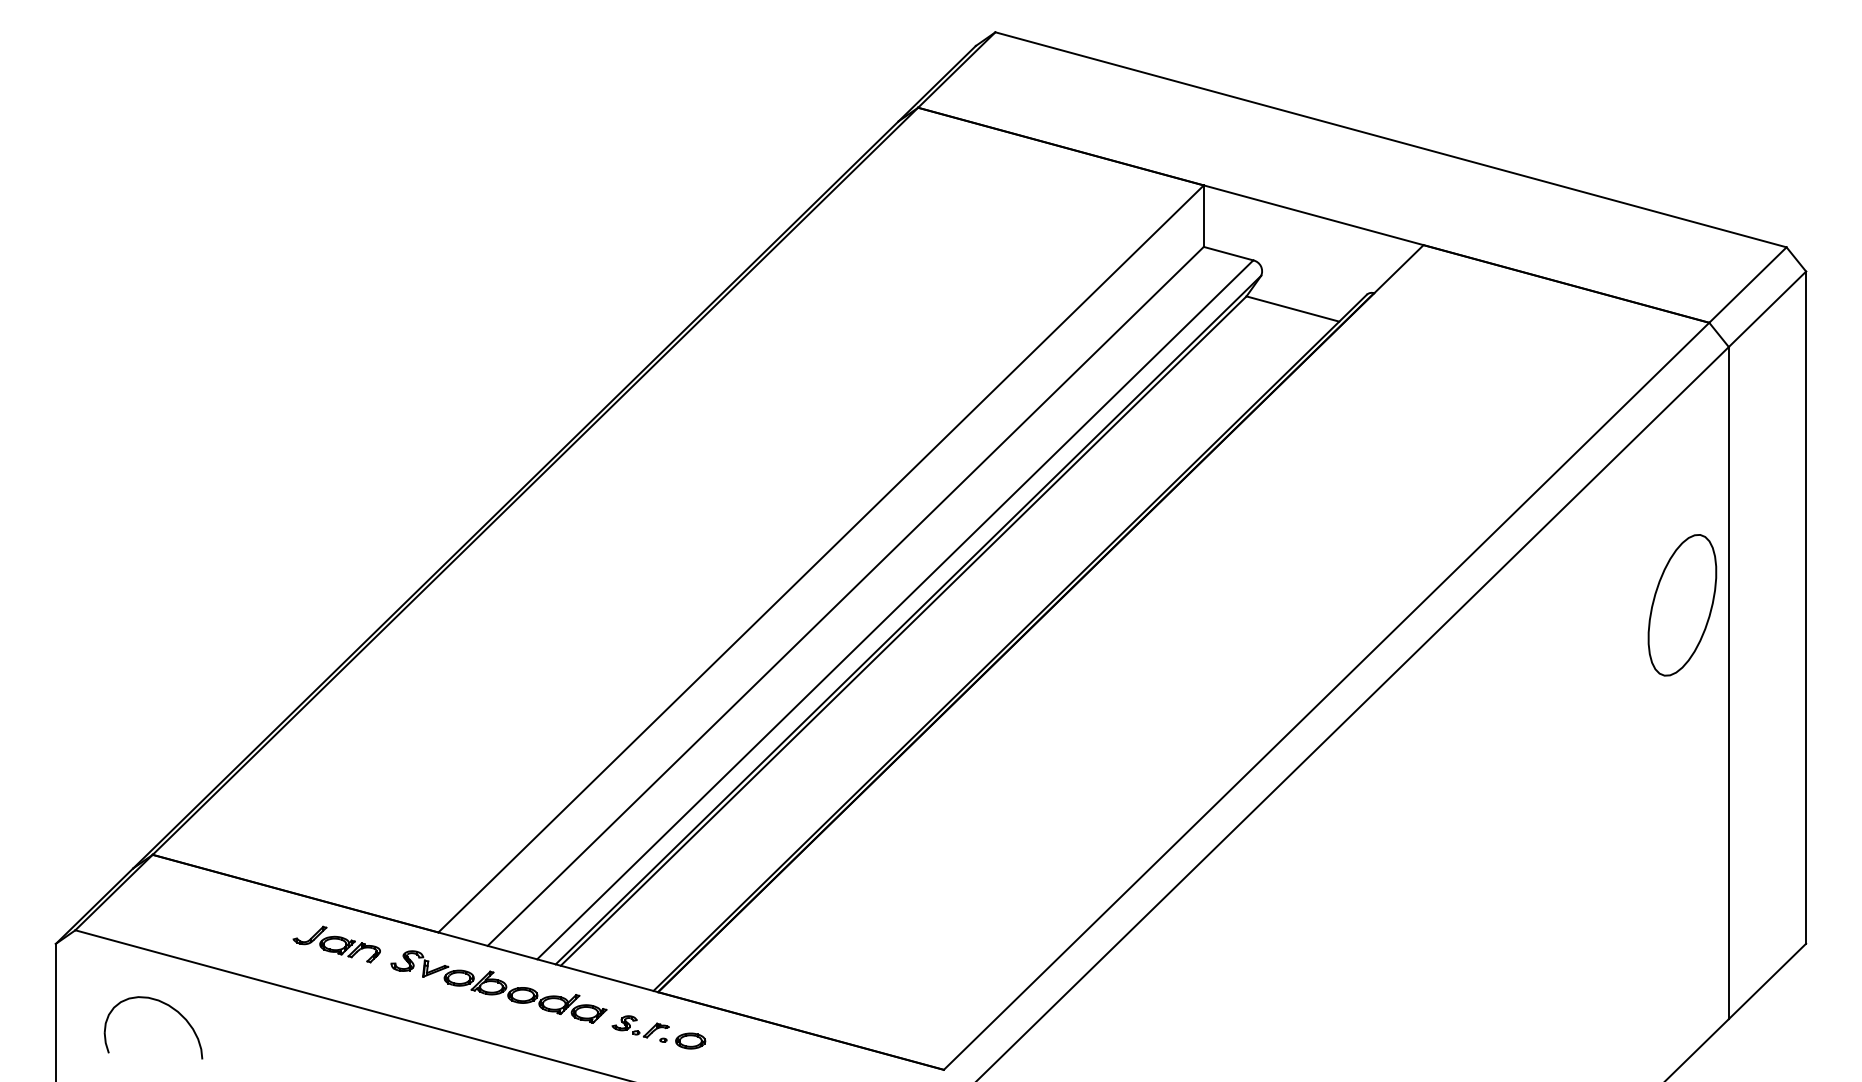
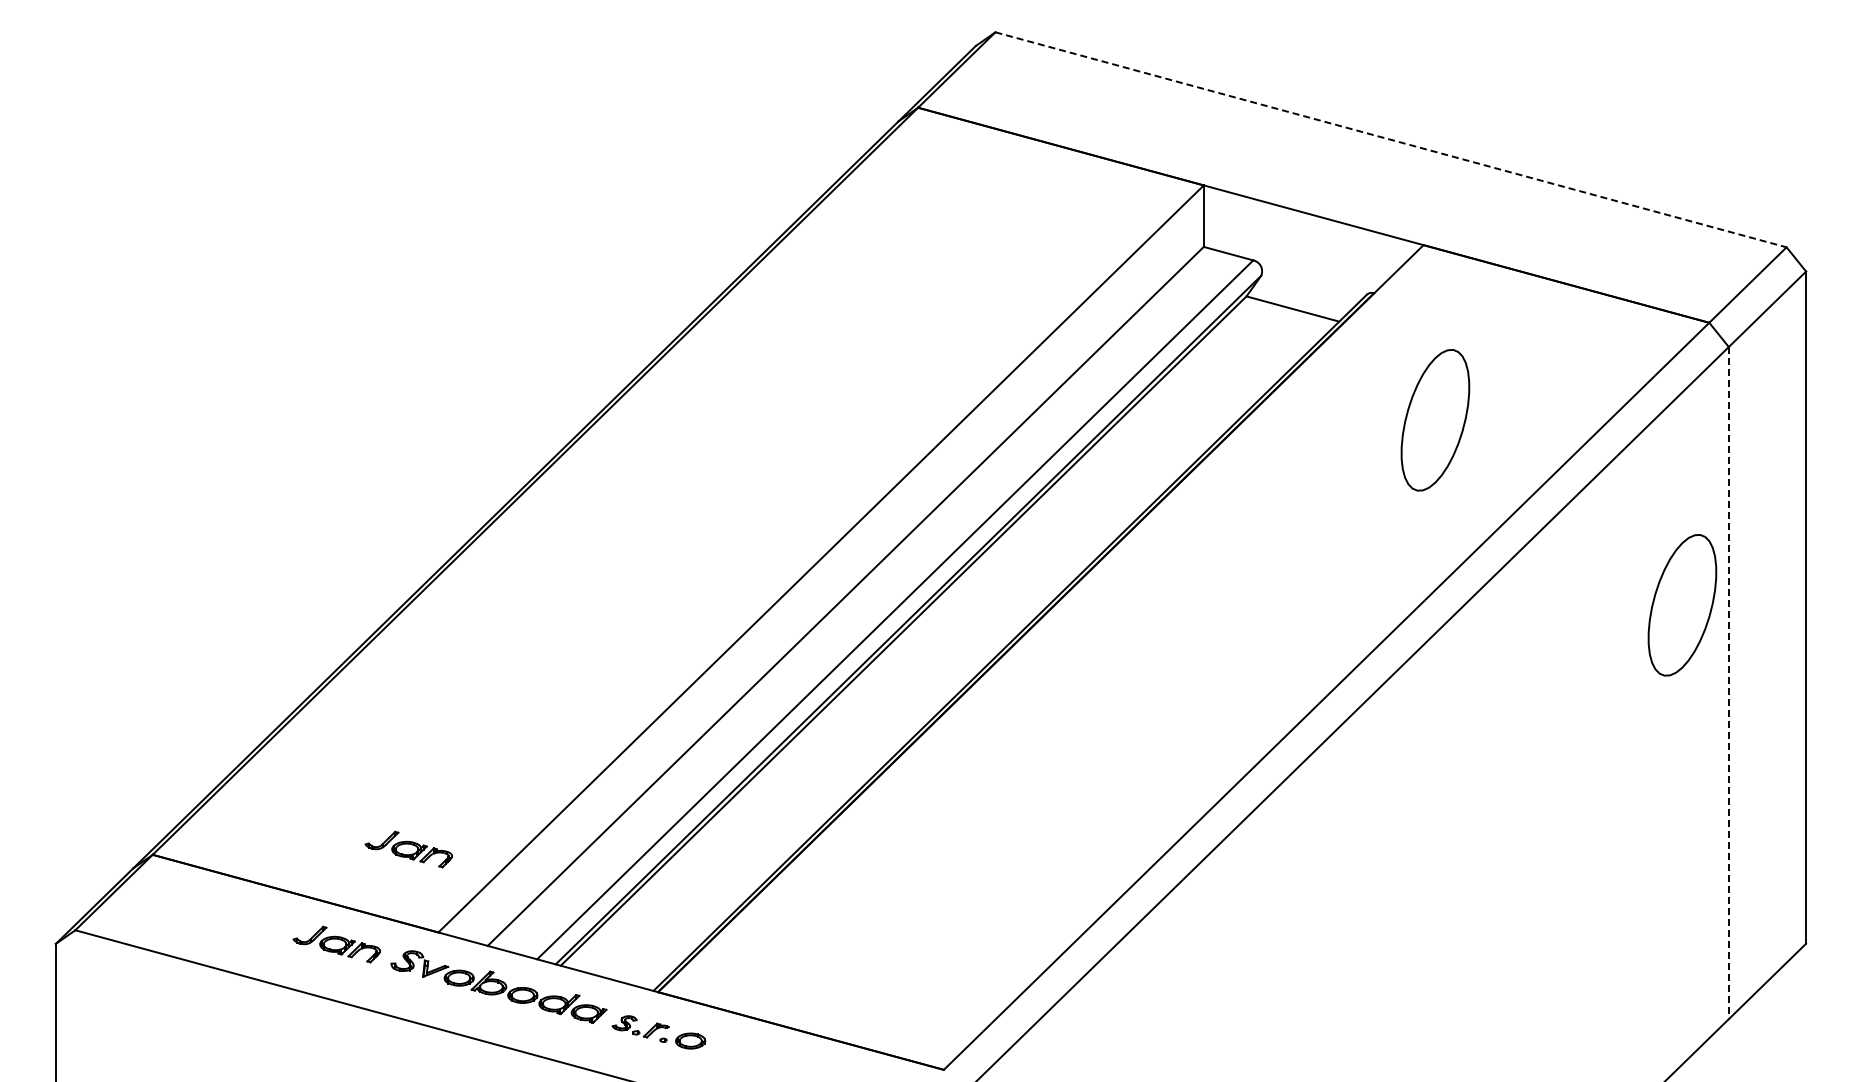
line: solid -> dashed (1391, 139)
part: none -> present (1435, 420)
line: solid -> dashed (1728, 683)
part: none -> present (408, 849)
part: present -> none (164, 1004)
